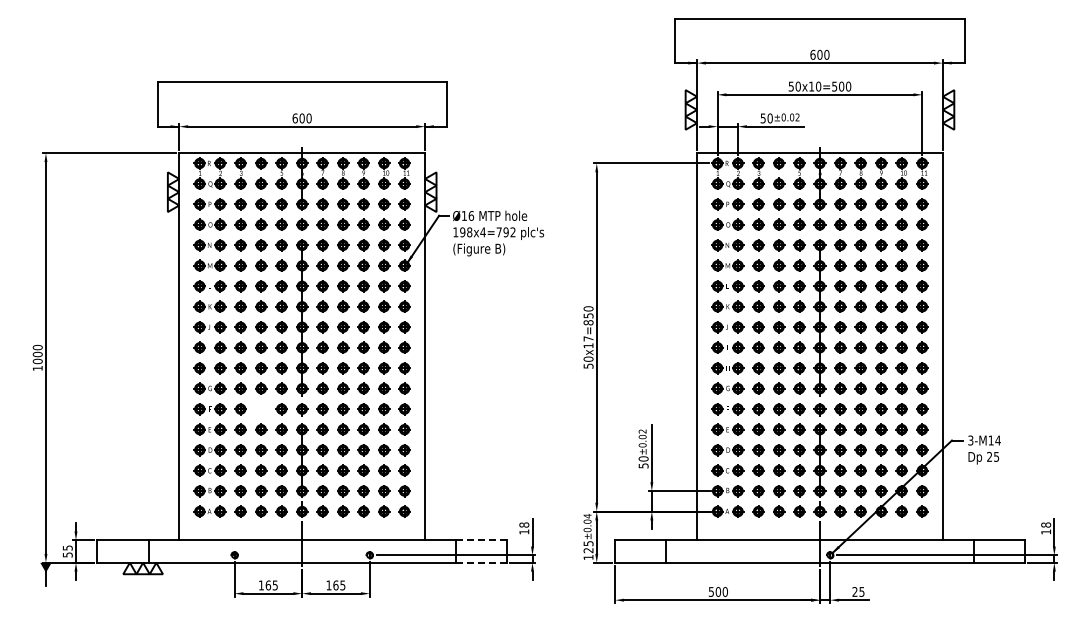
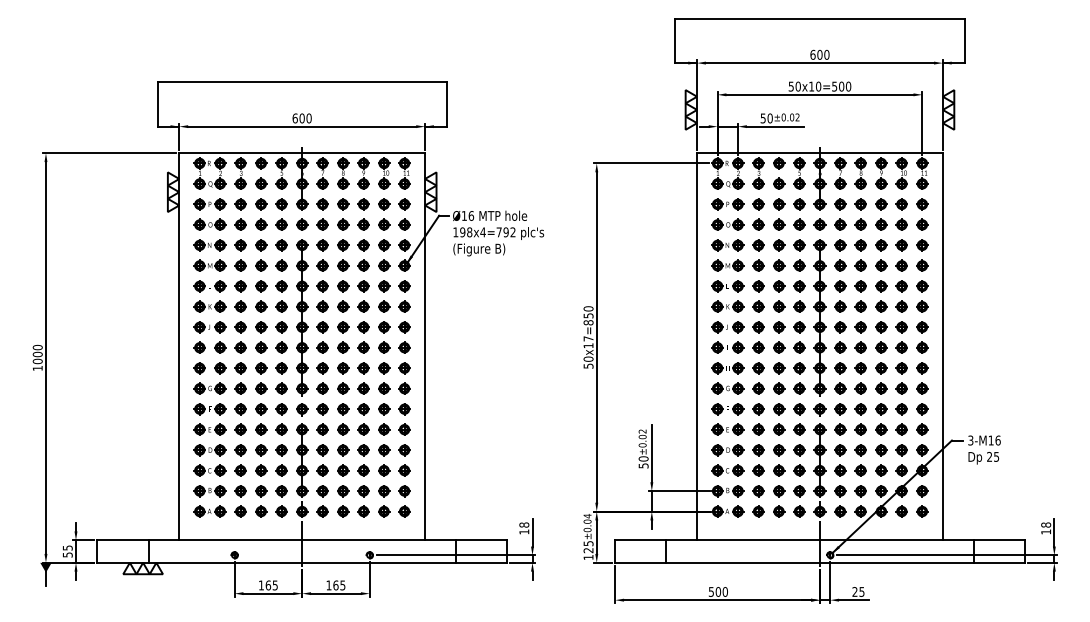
part: none -> present (261, 409)
text: 3-M14 -> 3-M16 (997, 440)
line: dashed -> solid (481, 540)
line: dashed -> solid (481, 562)
